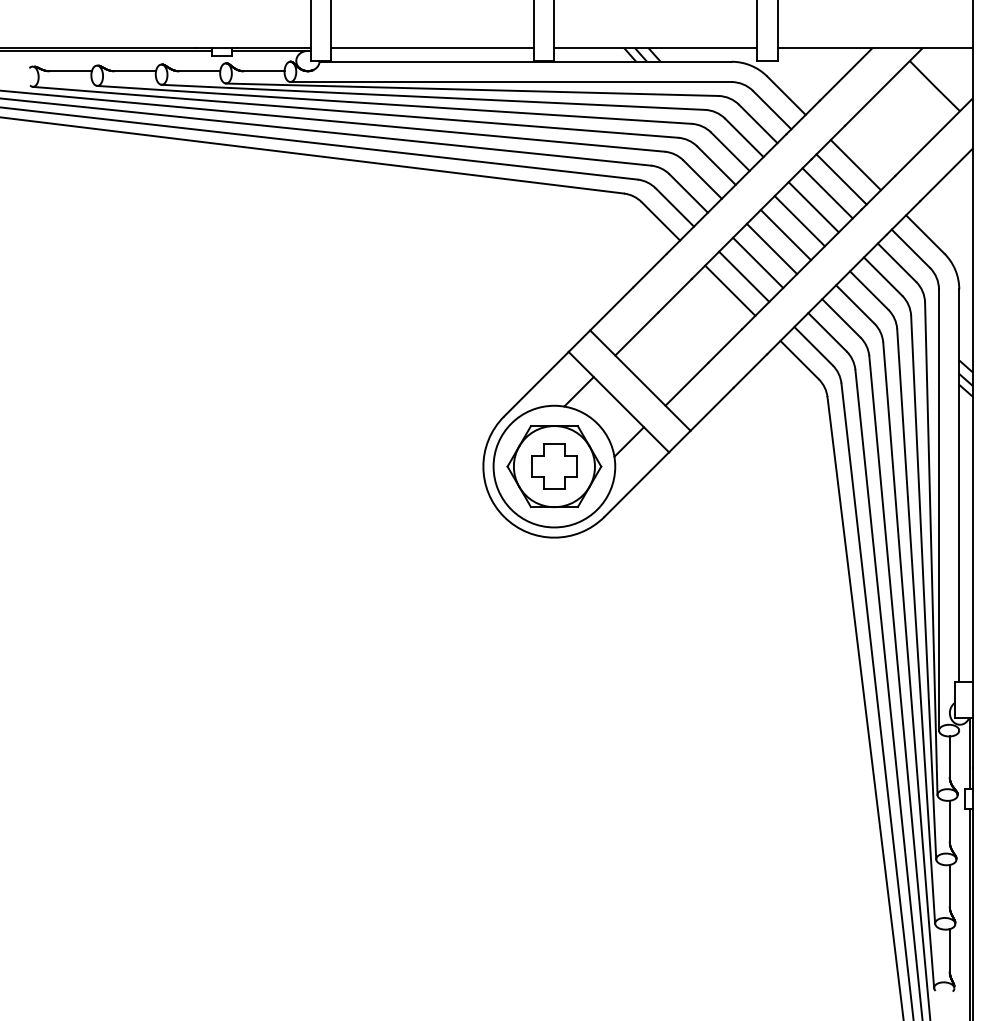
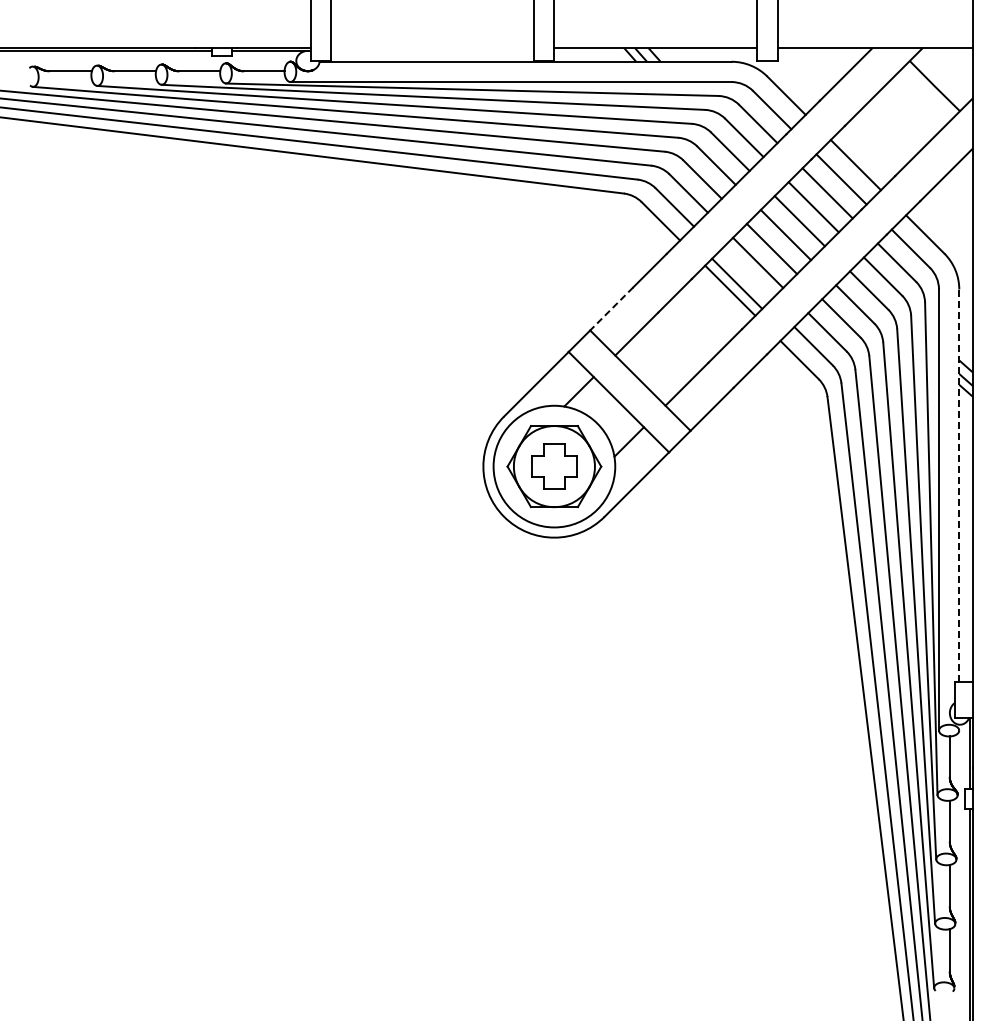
line: present -> none (432, 48)
line position: (744, 276) -> (737, 283) (737, 283)
line: solid -> dashed (611, 309)
line: solid -> dashed (959, 485)
